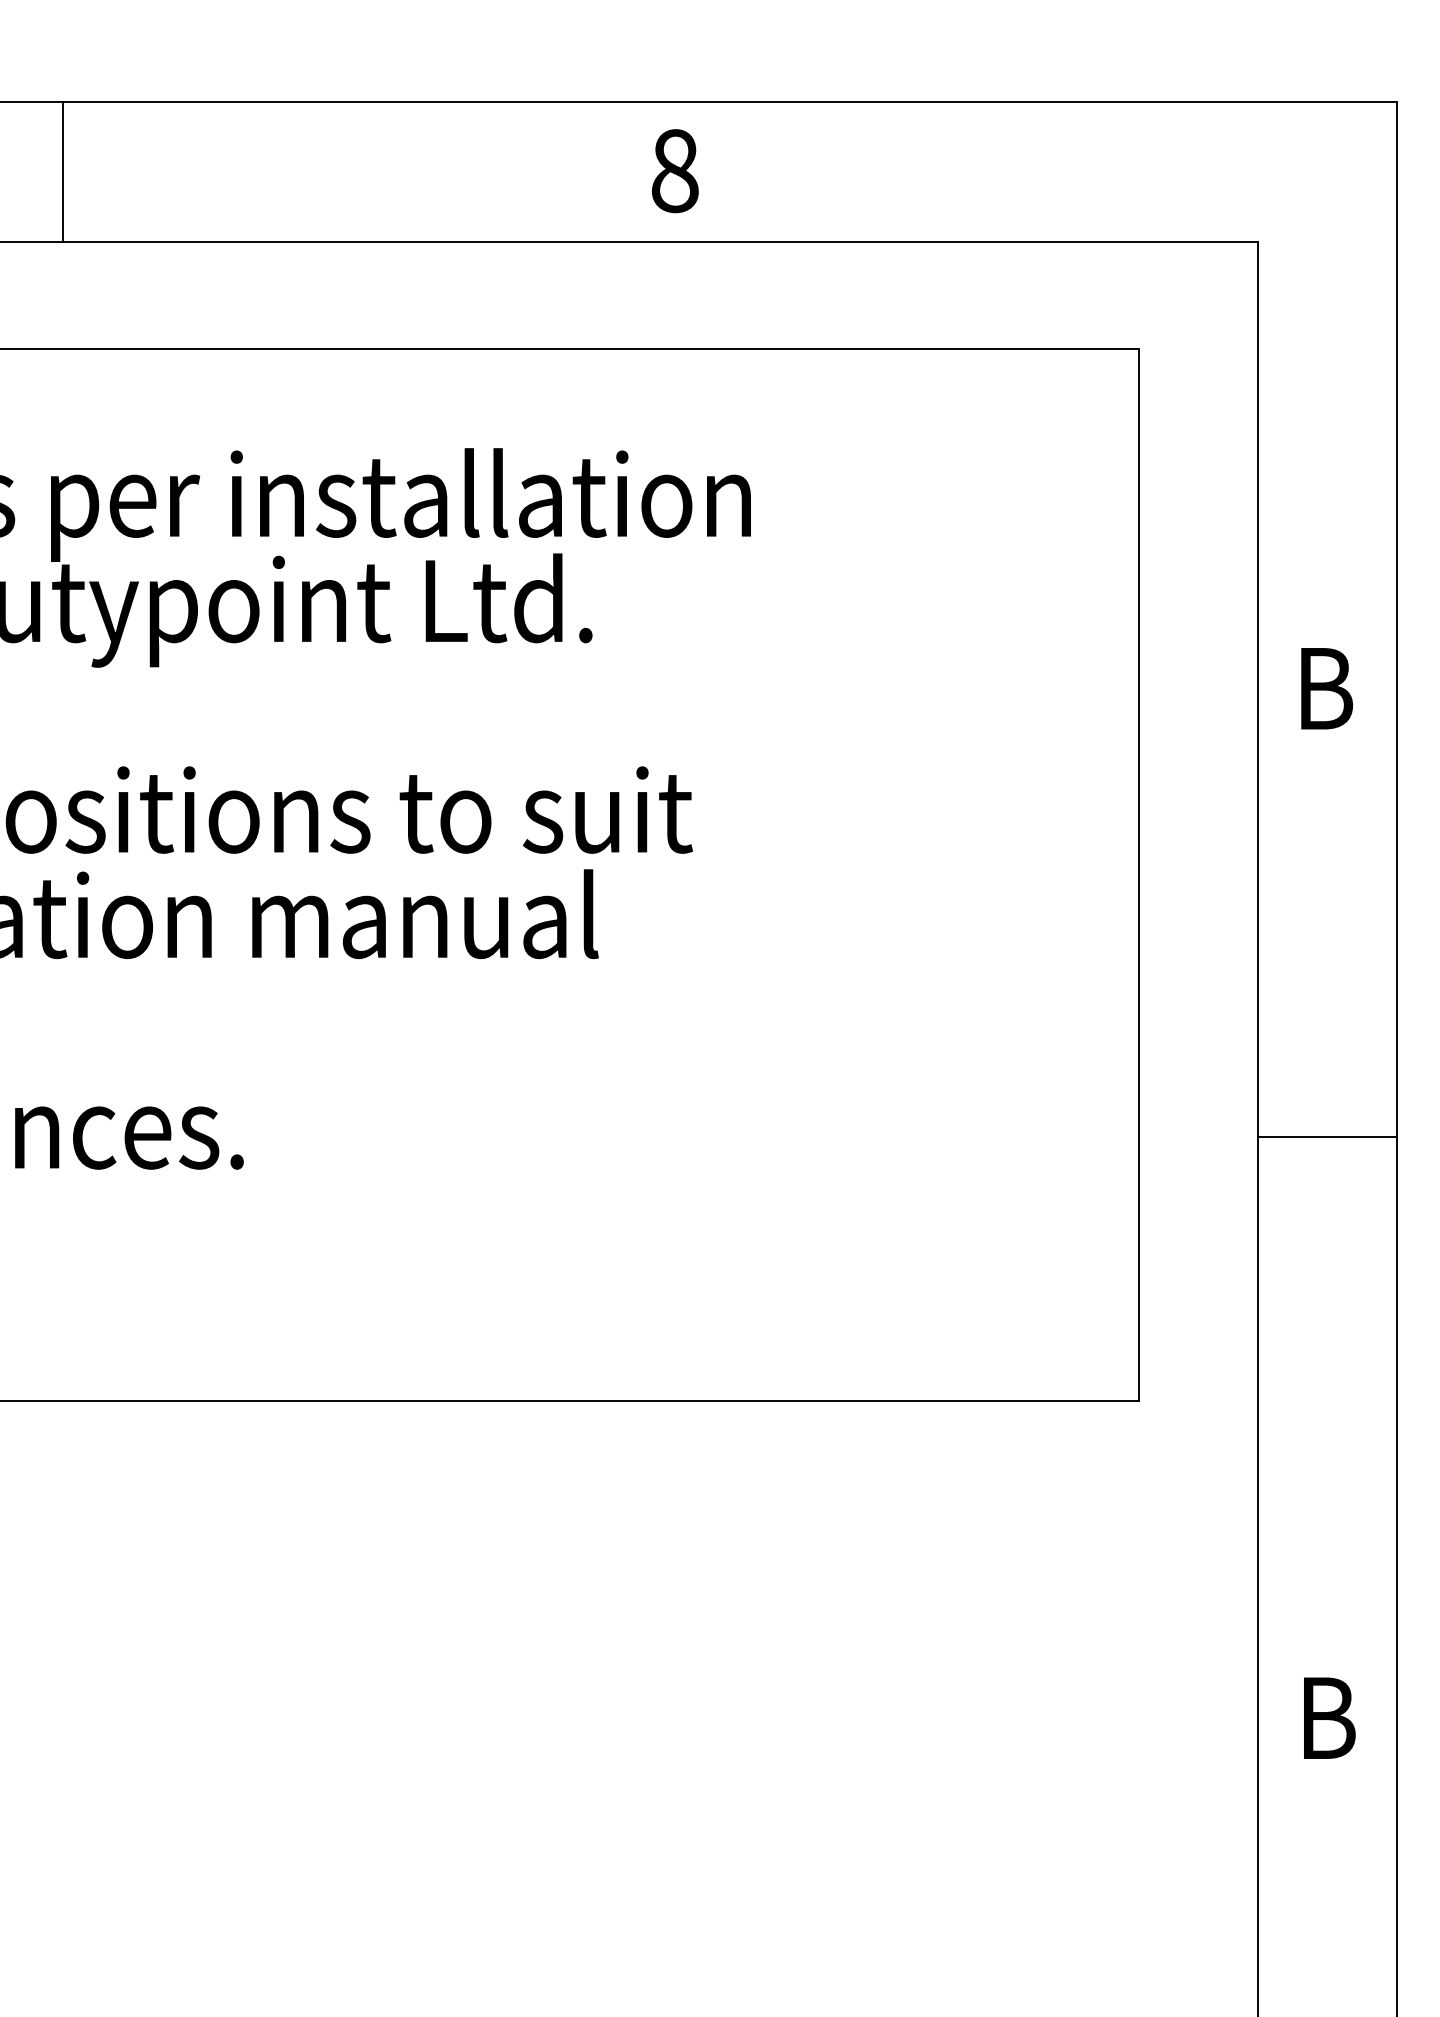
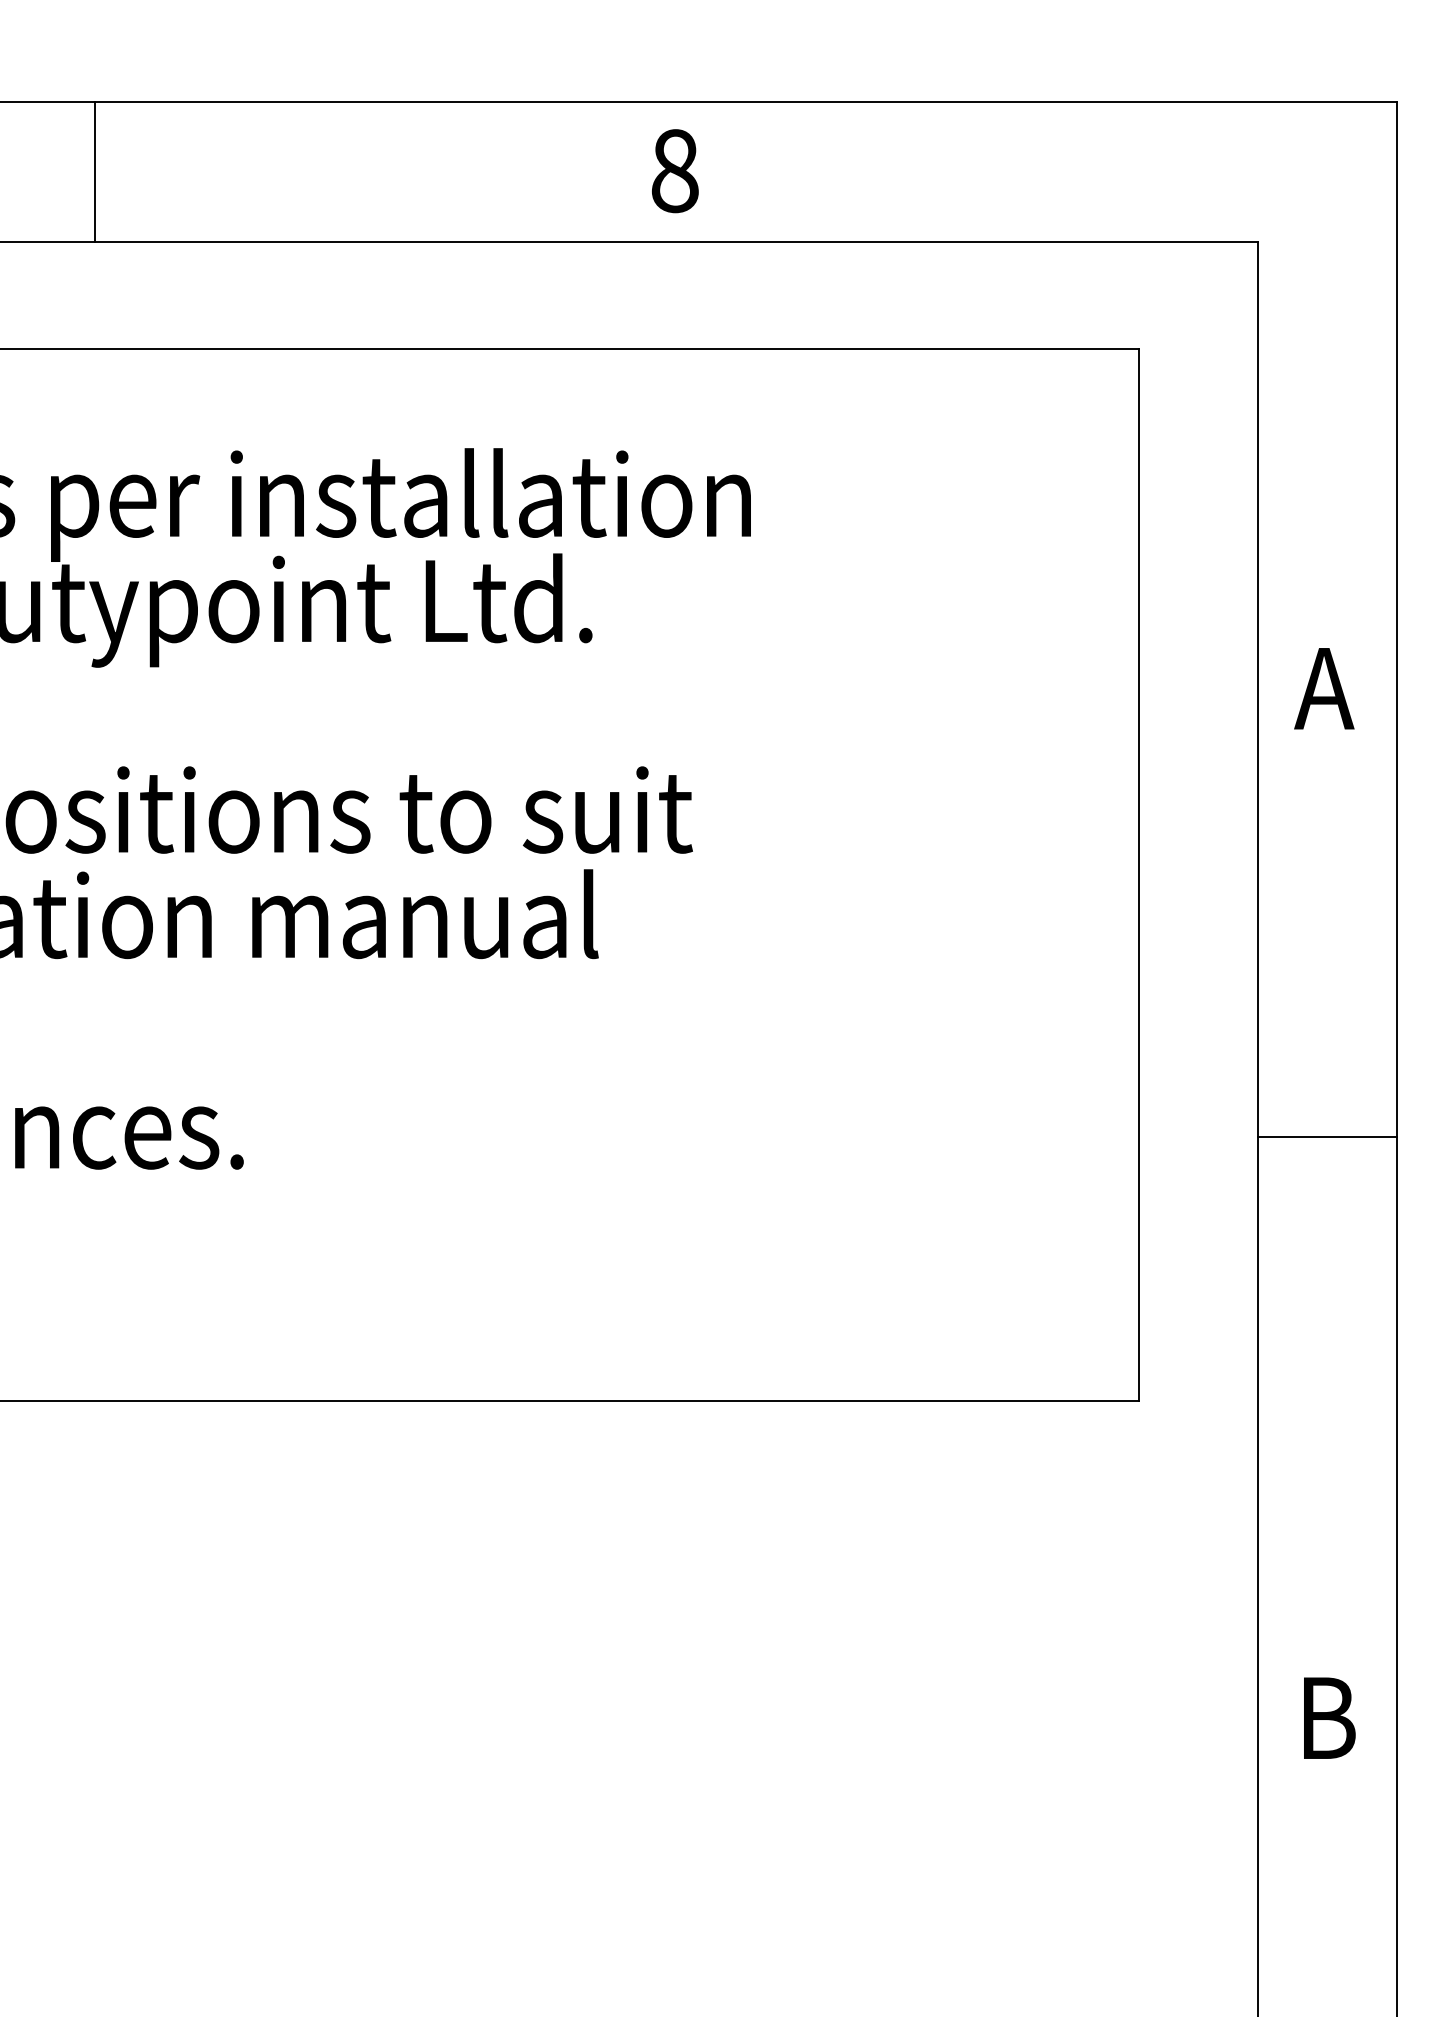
line position: (62, 171) -> (94, 171) (94, 171)
text: B -> A (1324, 688)
